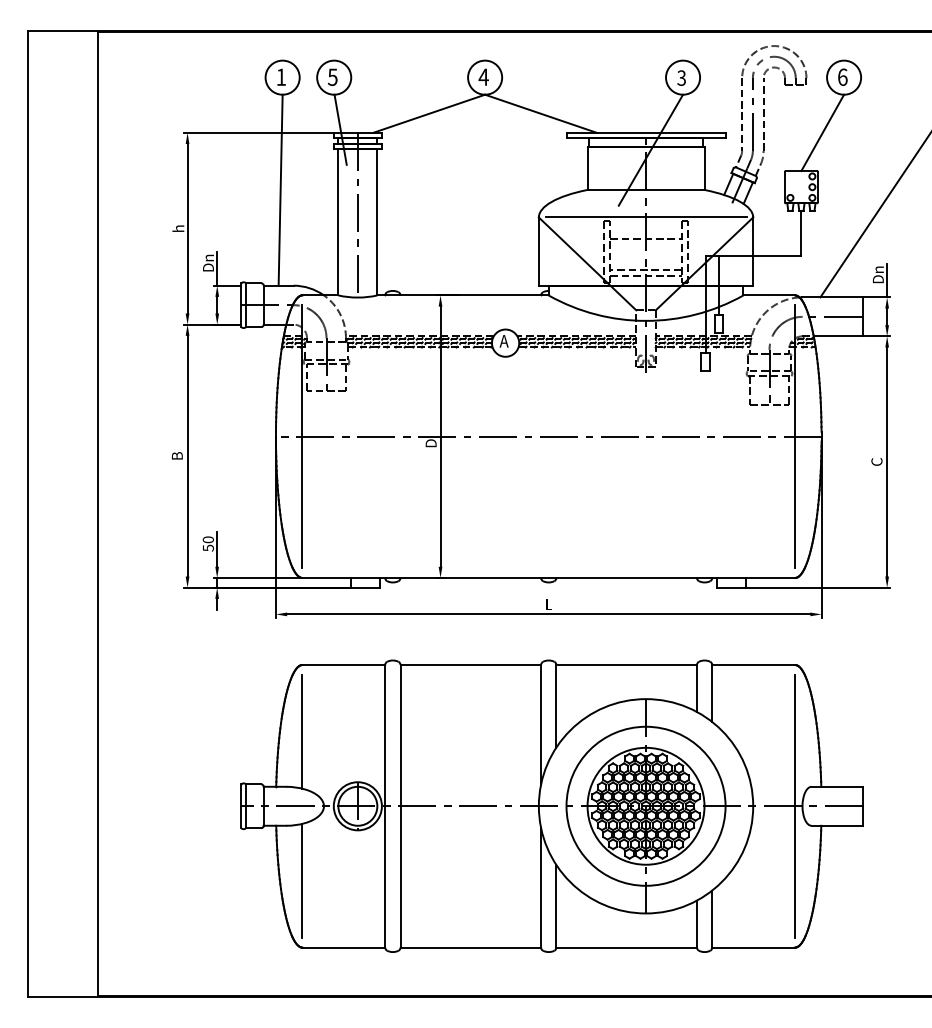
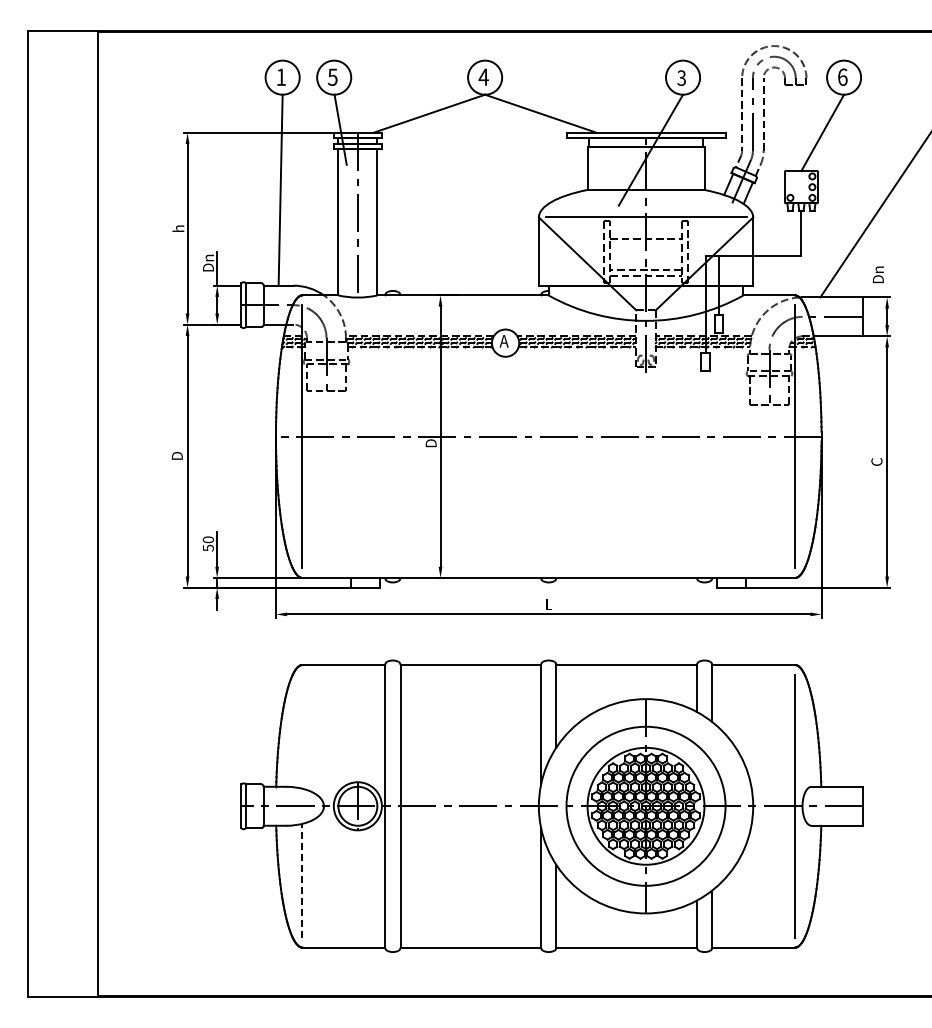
line: present -> none (887, 280)
text: B -> D (177, 455)
line: present -> none (302, 731)
line: solid -> dashed (302, 880)
